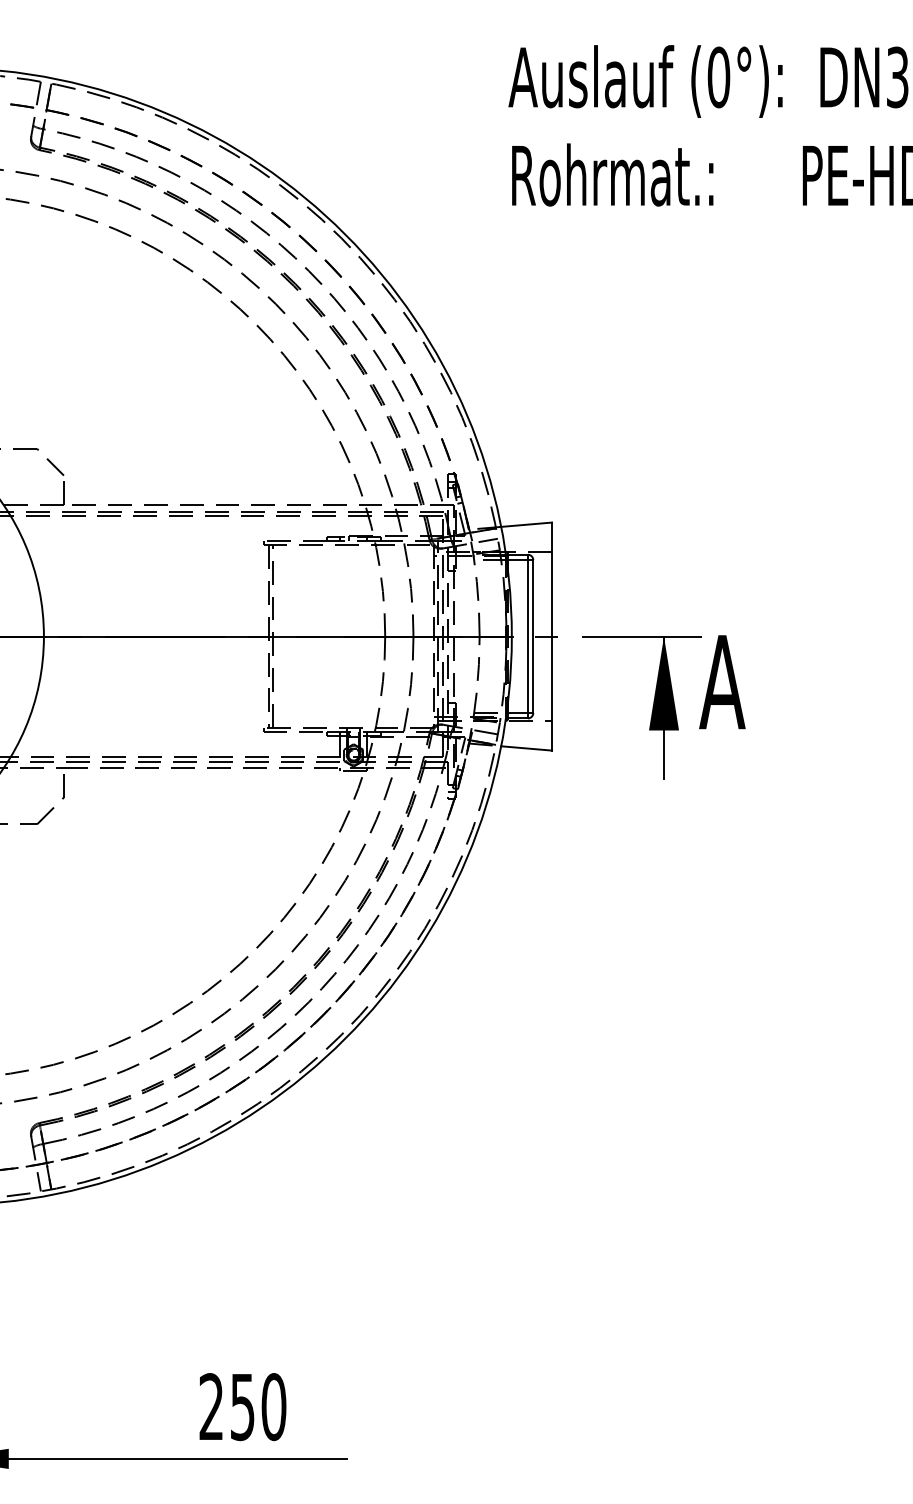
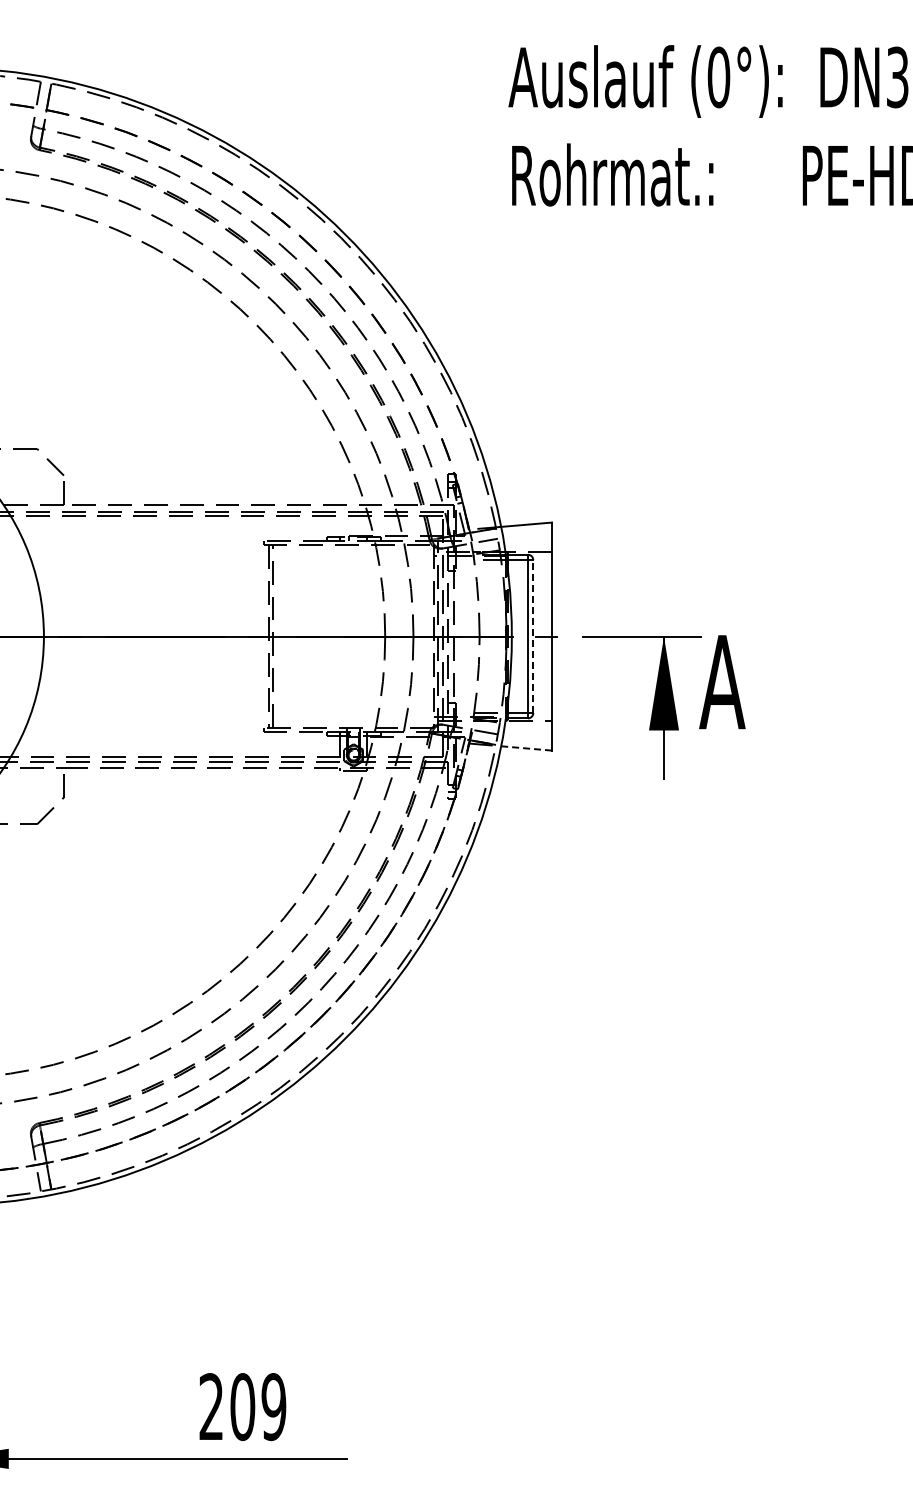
line: solid -> dashed (533, 636)
line: solid -> dashed (526, 748)
text: 250 -> 209 (258, 1407)
